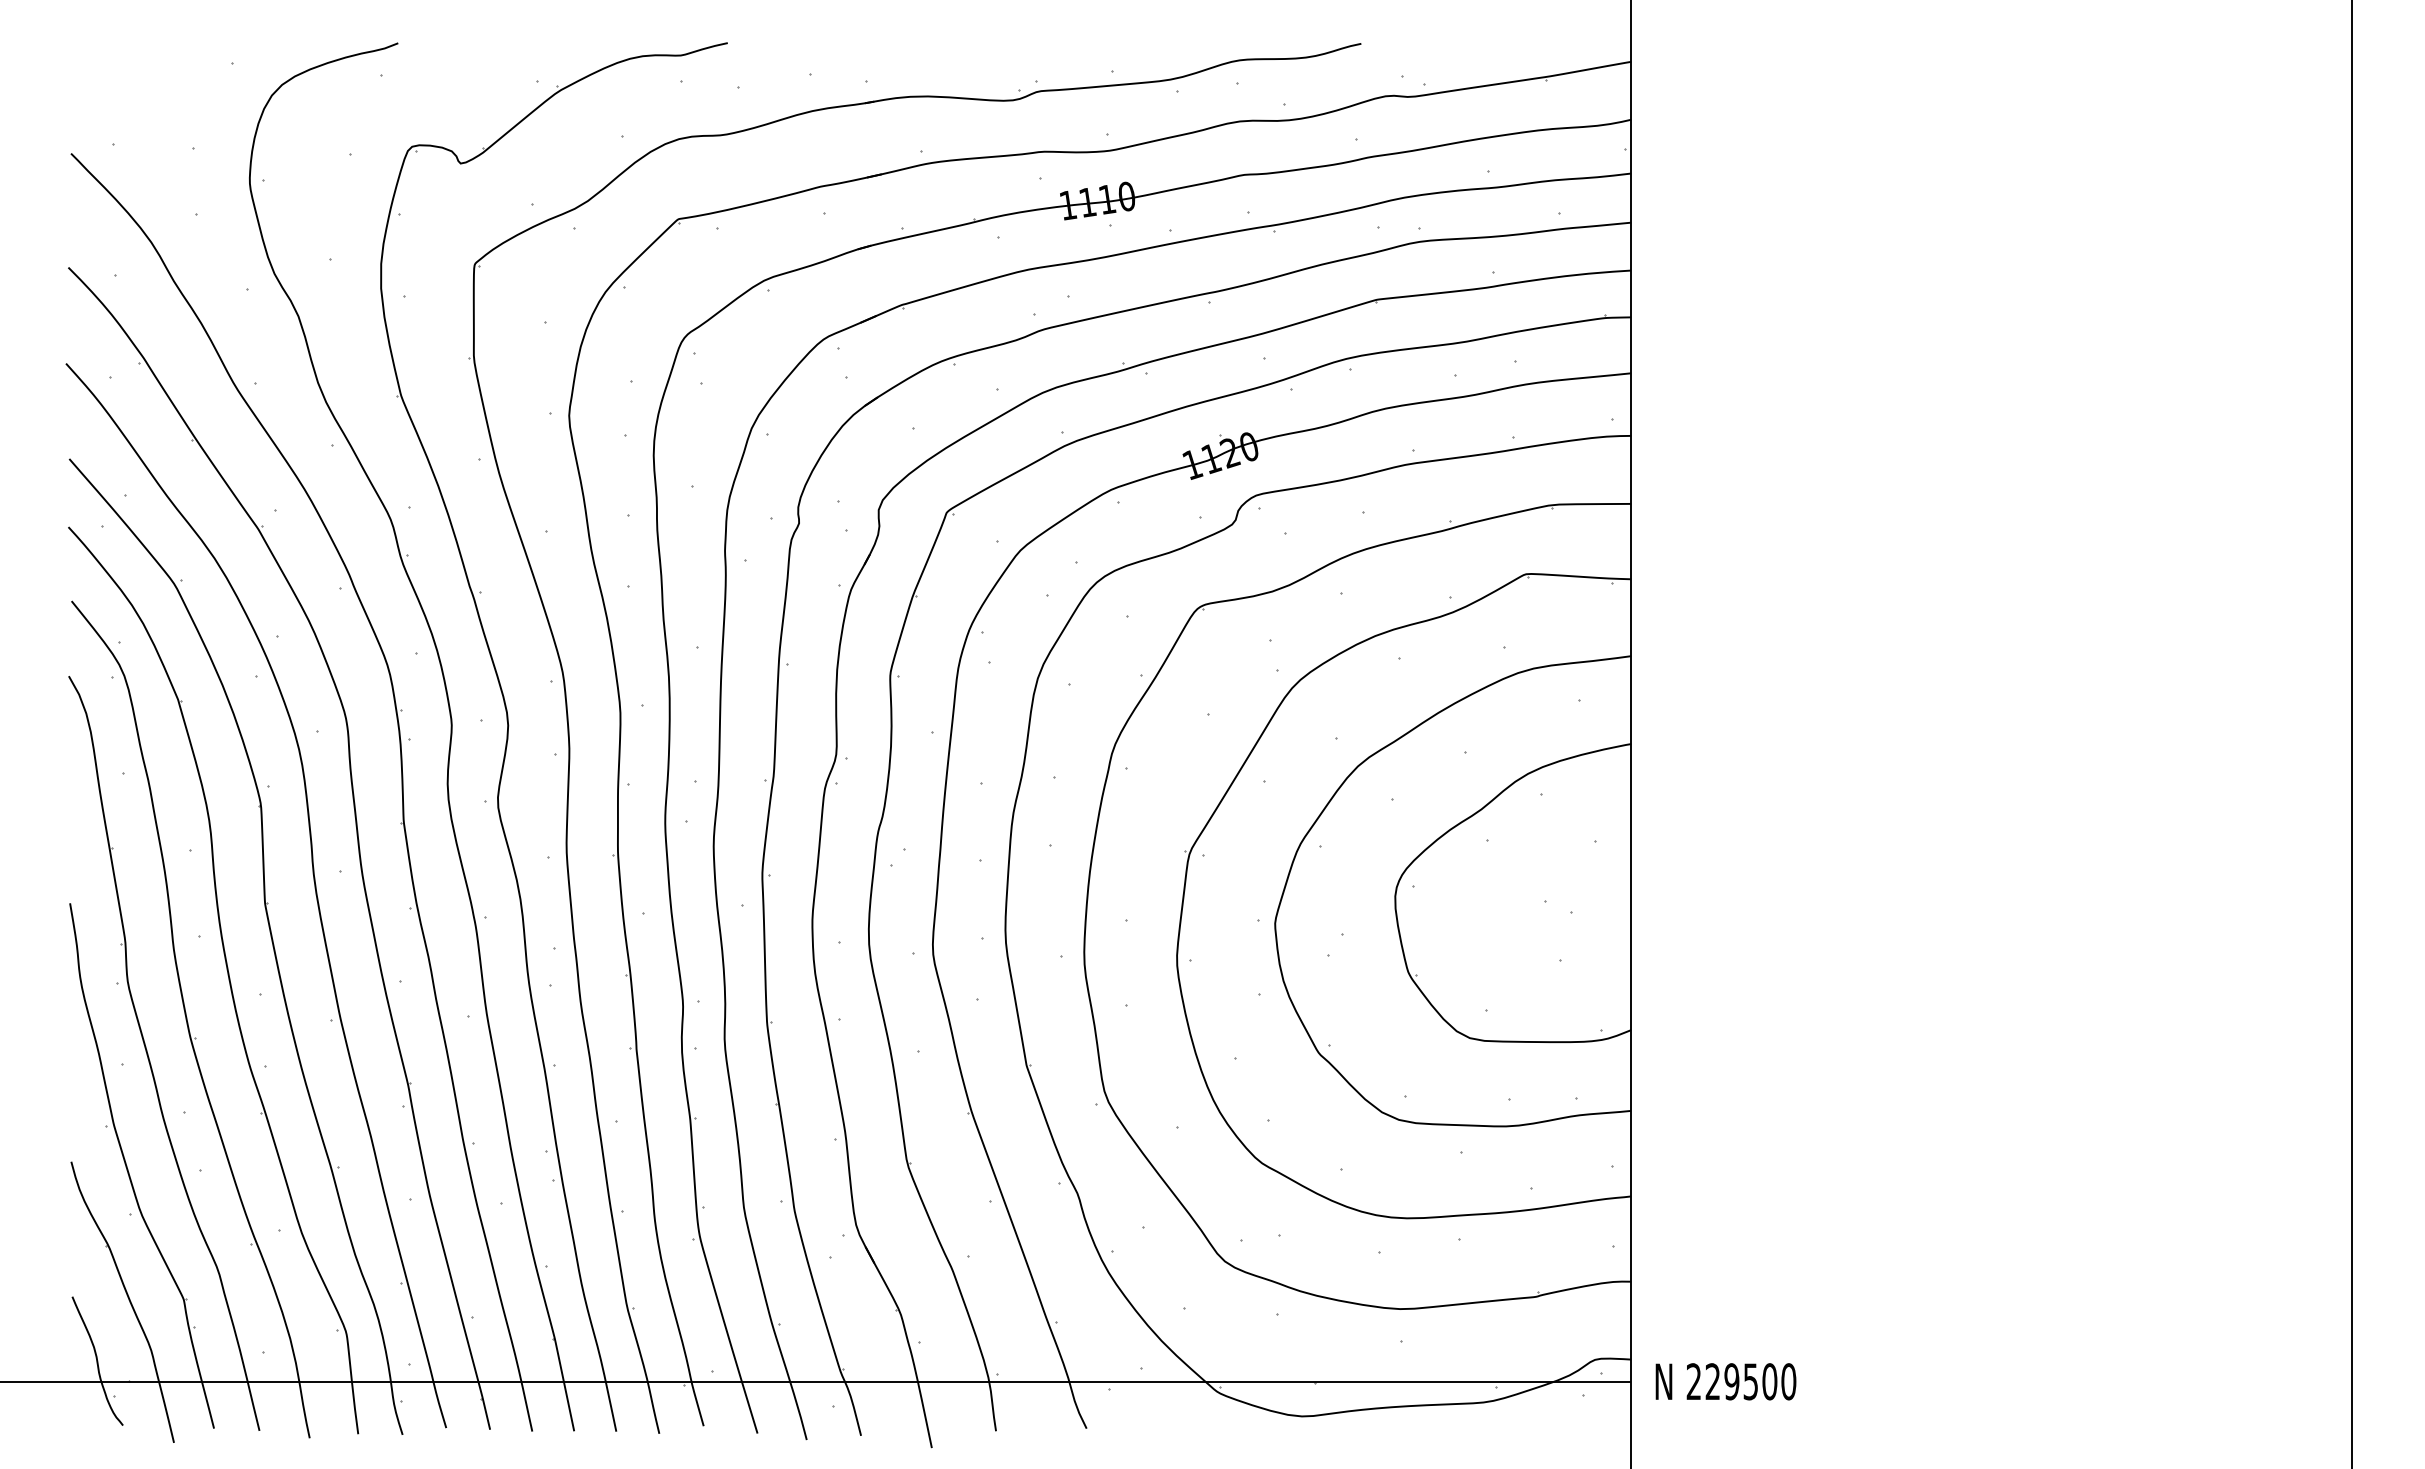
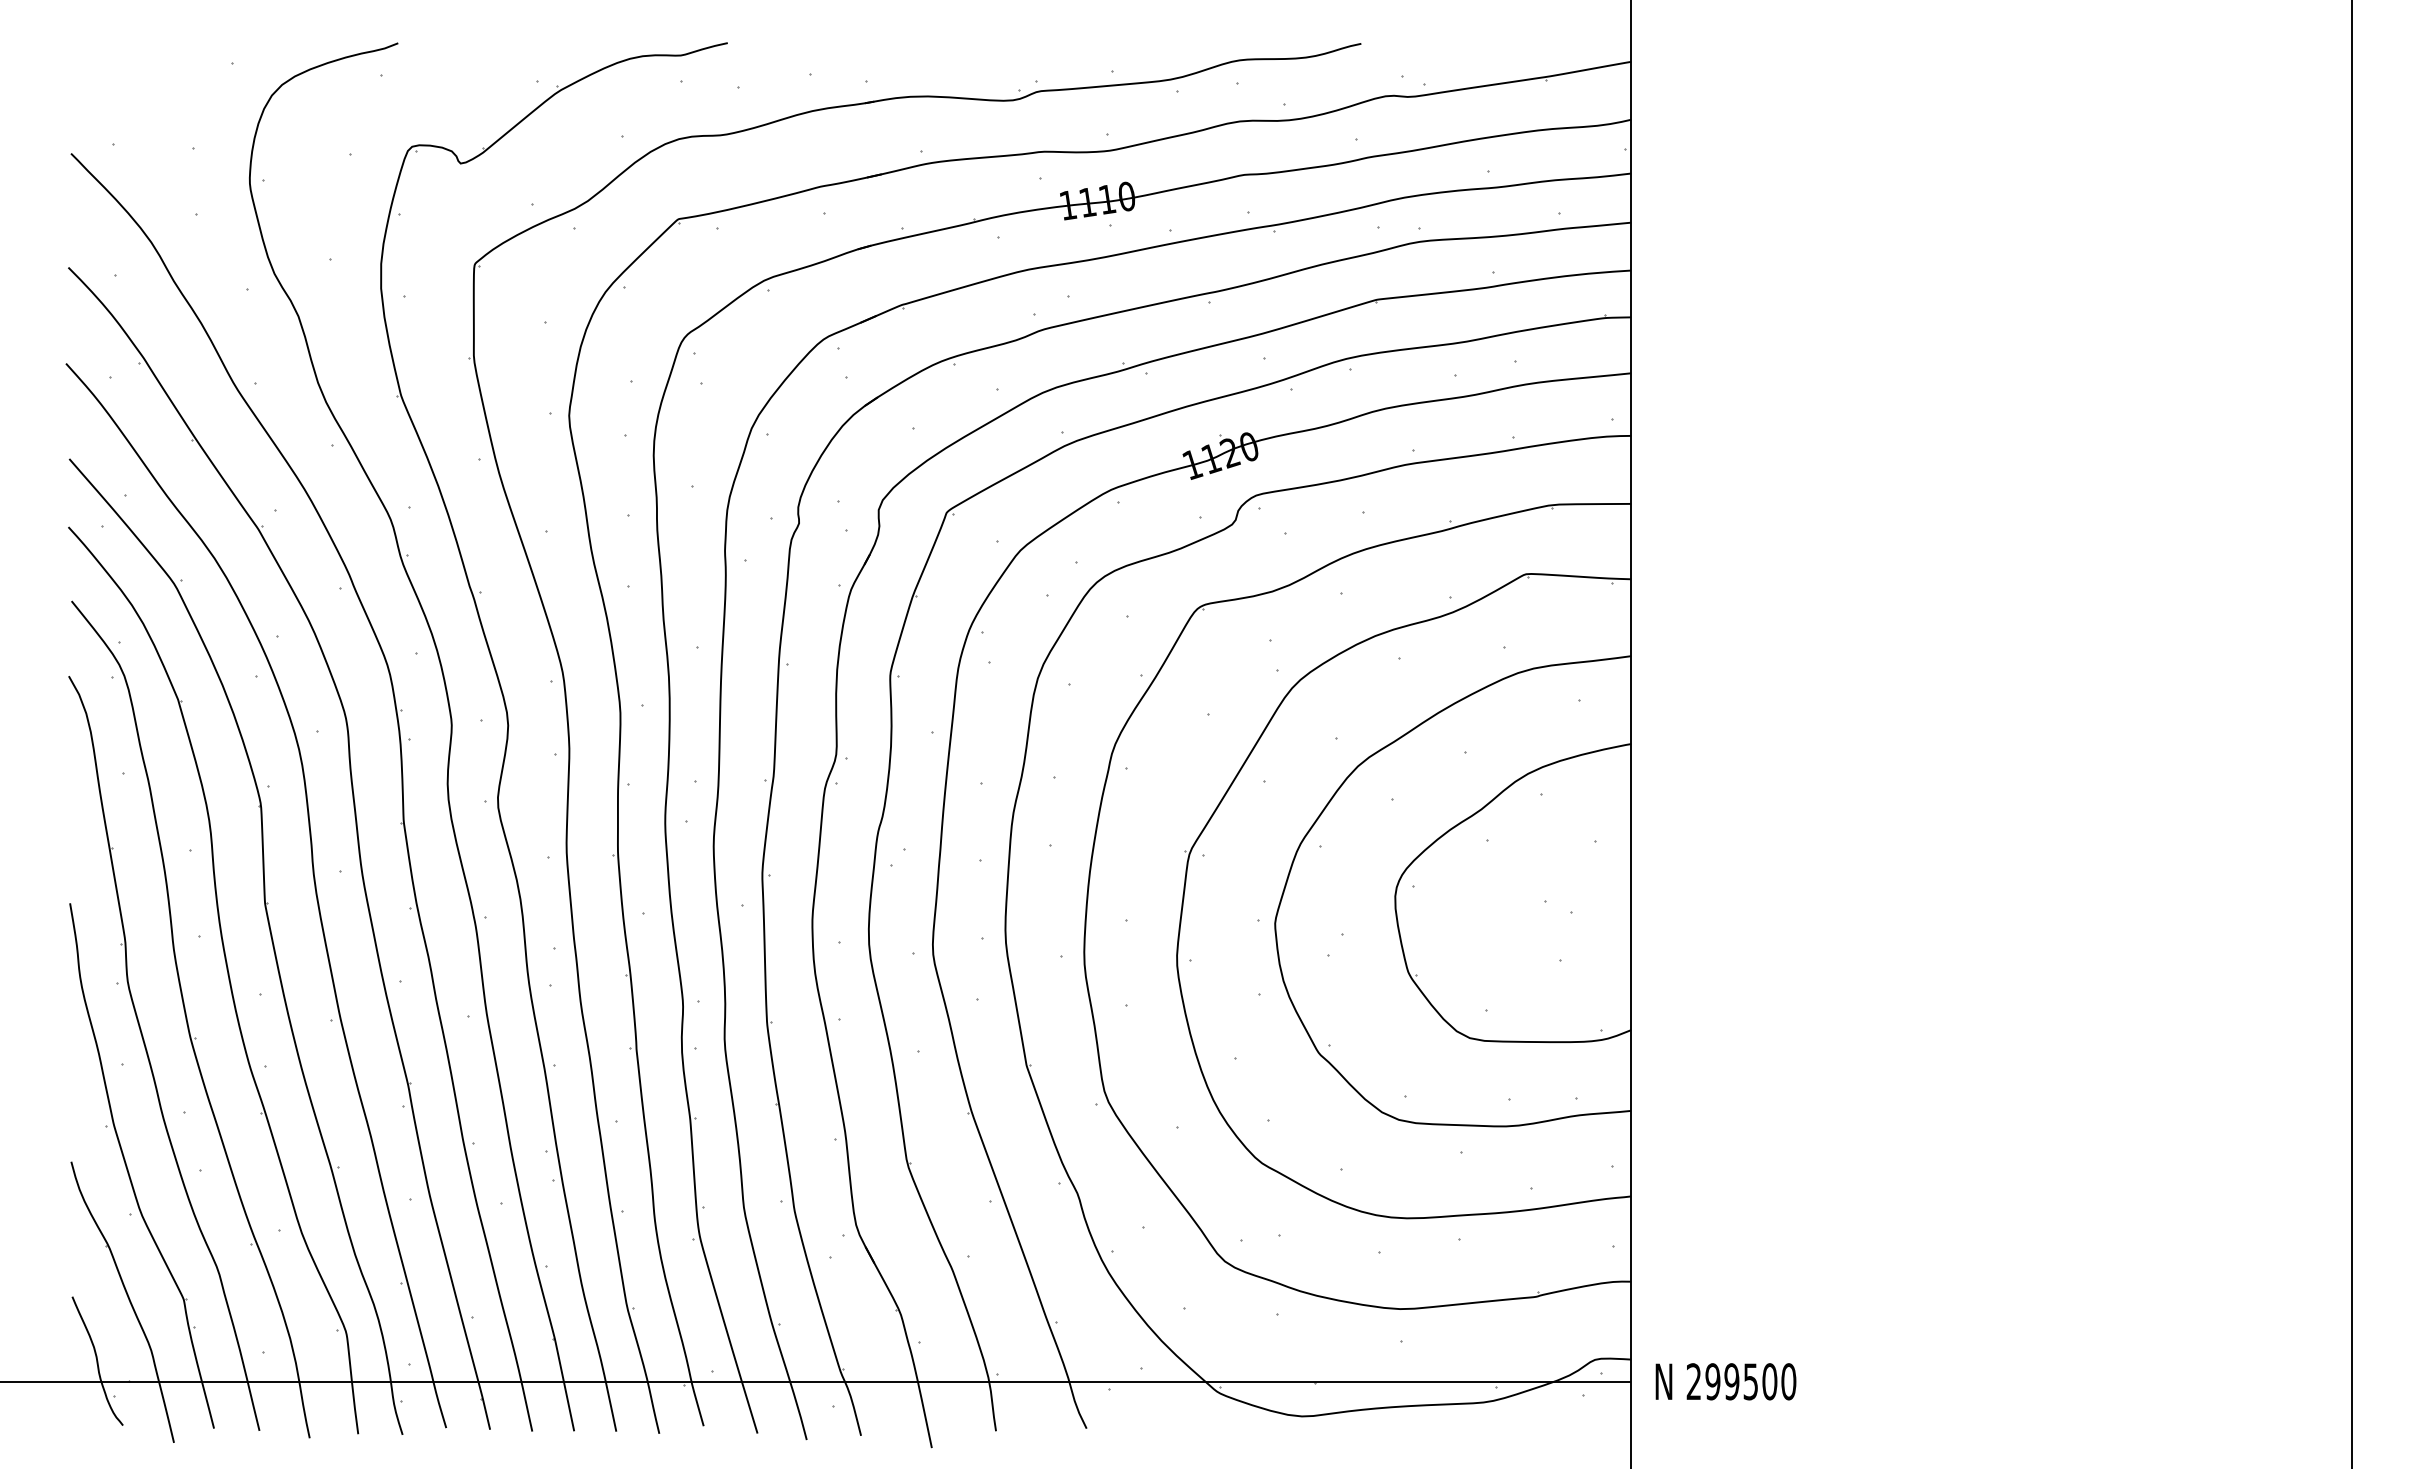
text: 229500 -> 299500 (1712, 1381)
